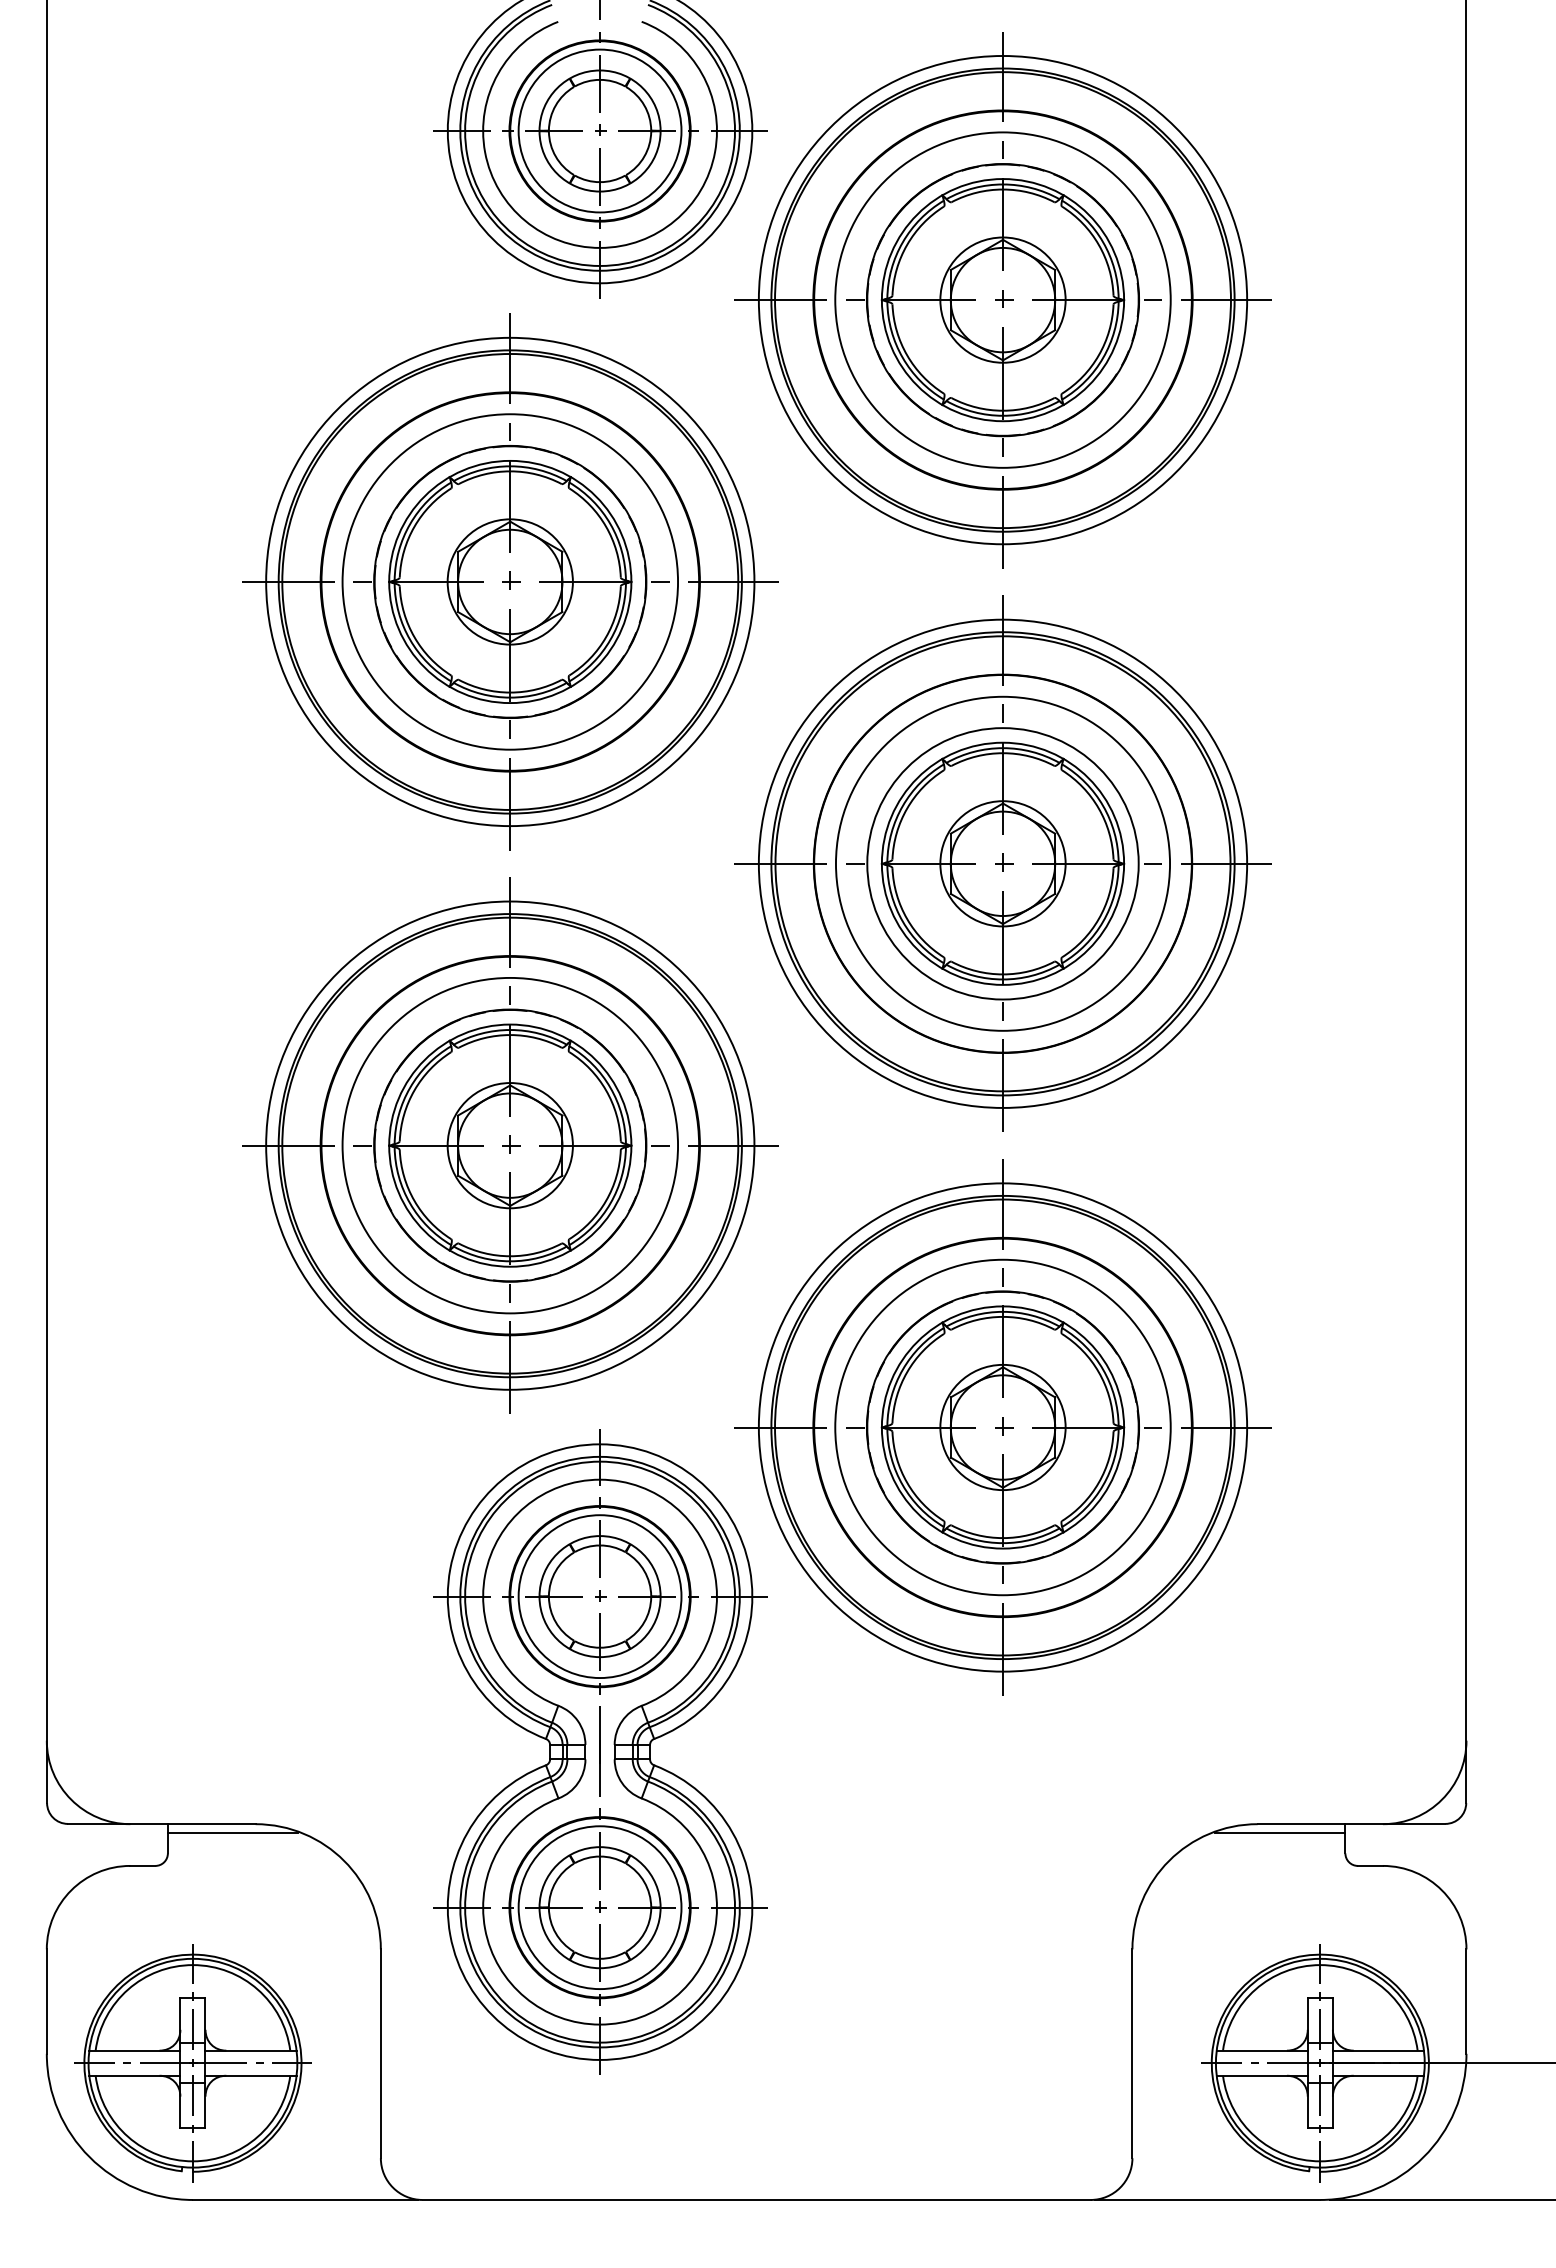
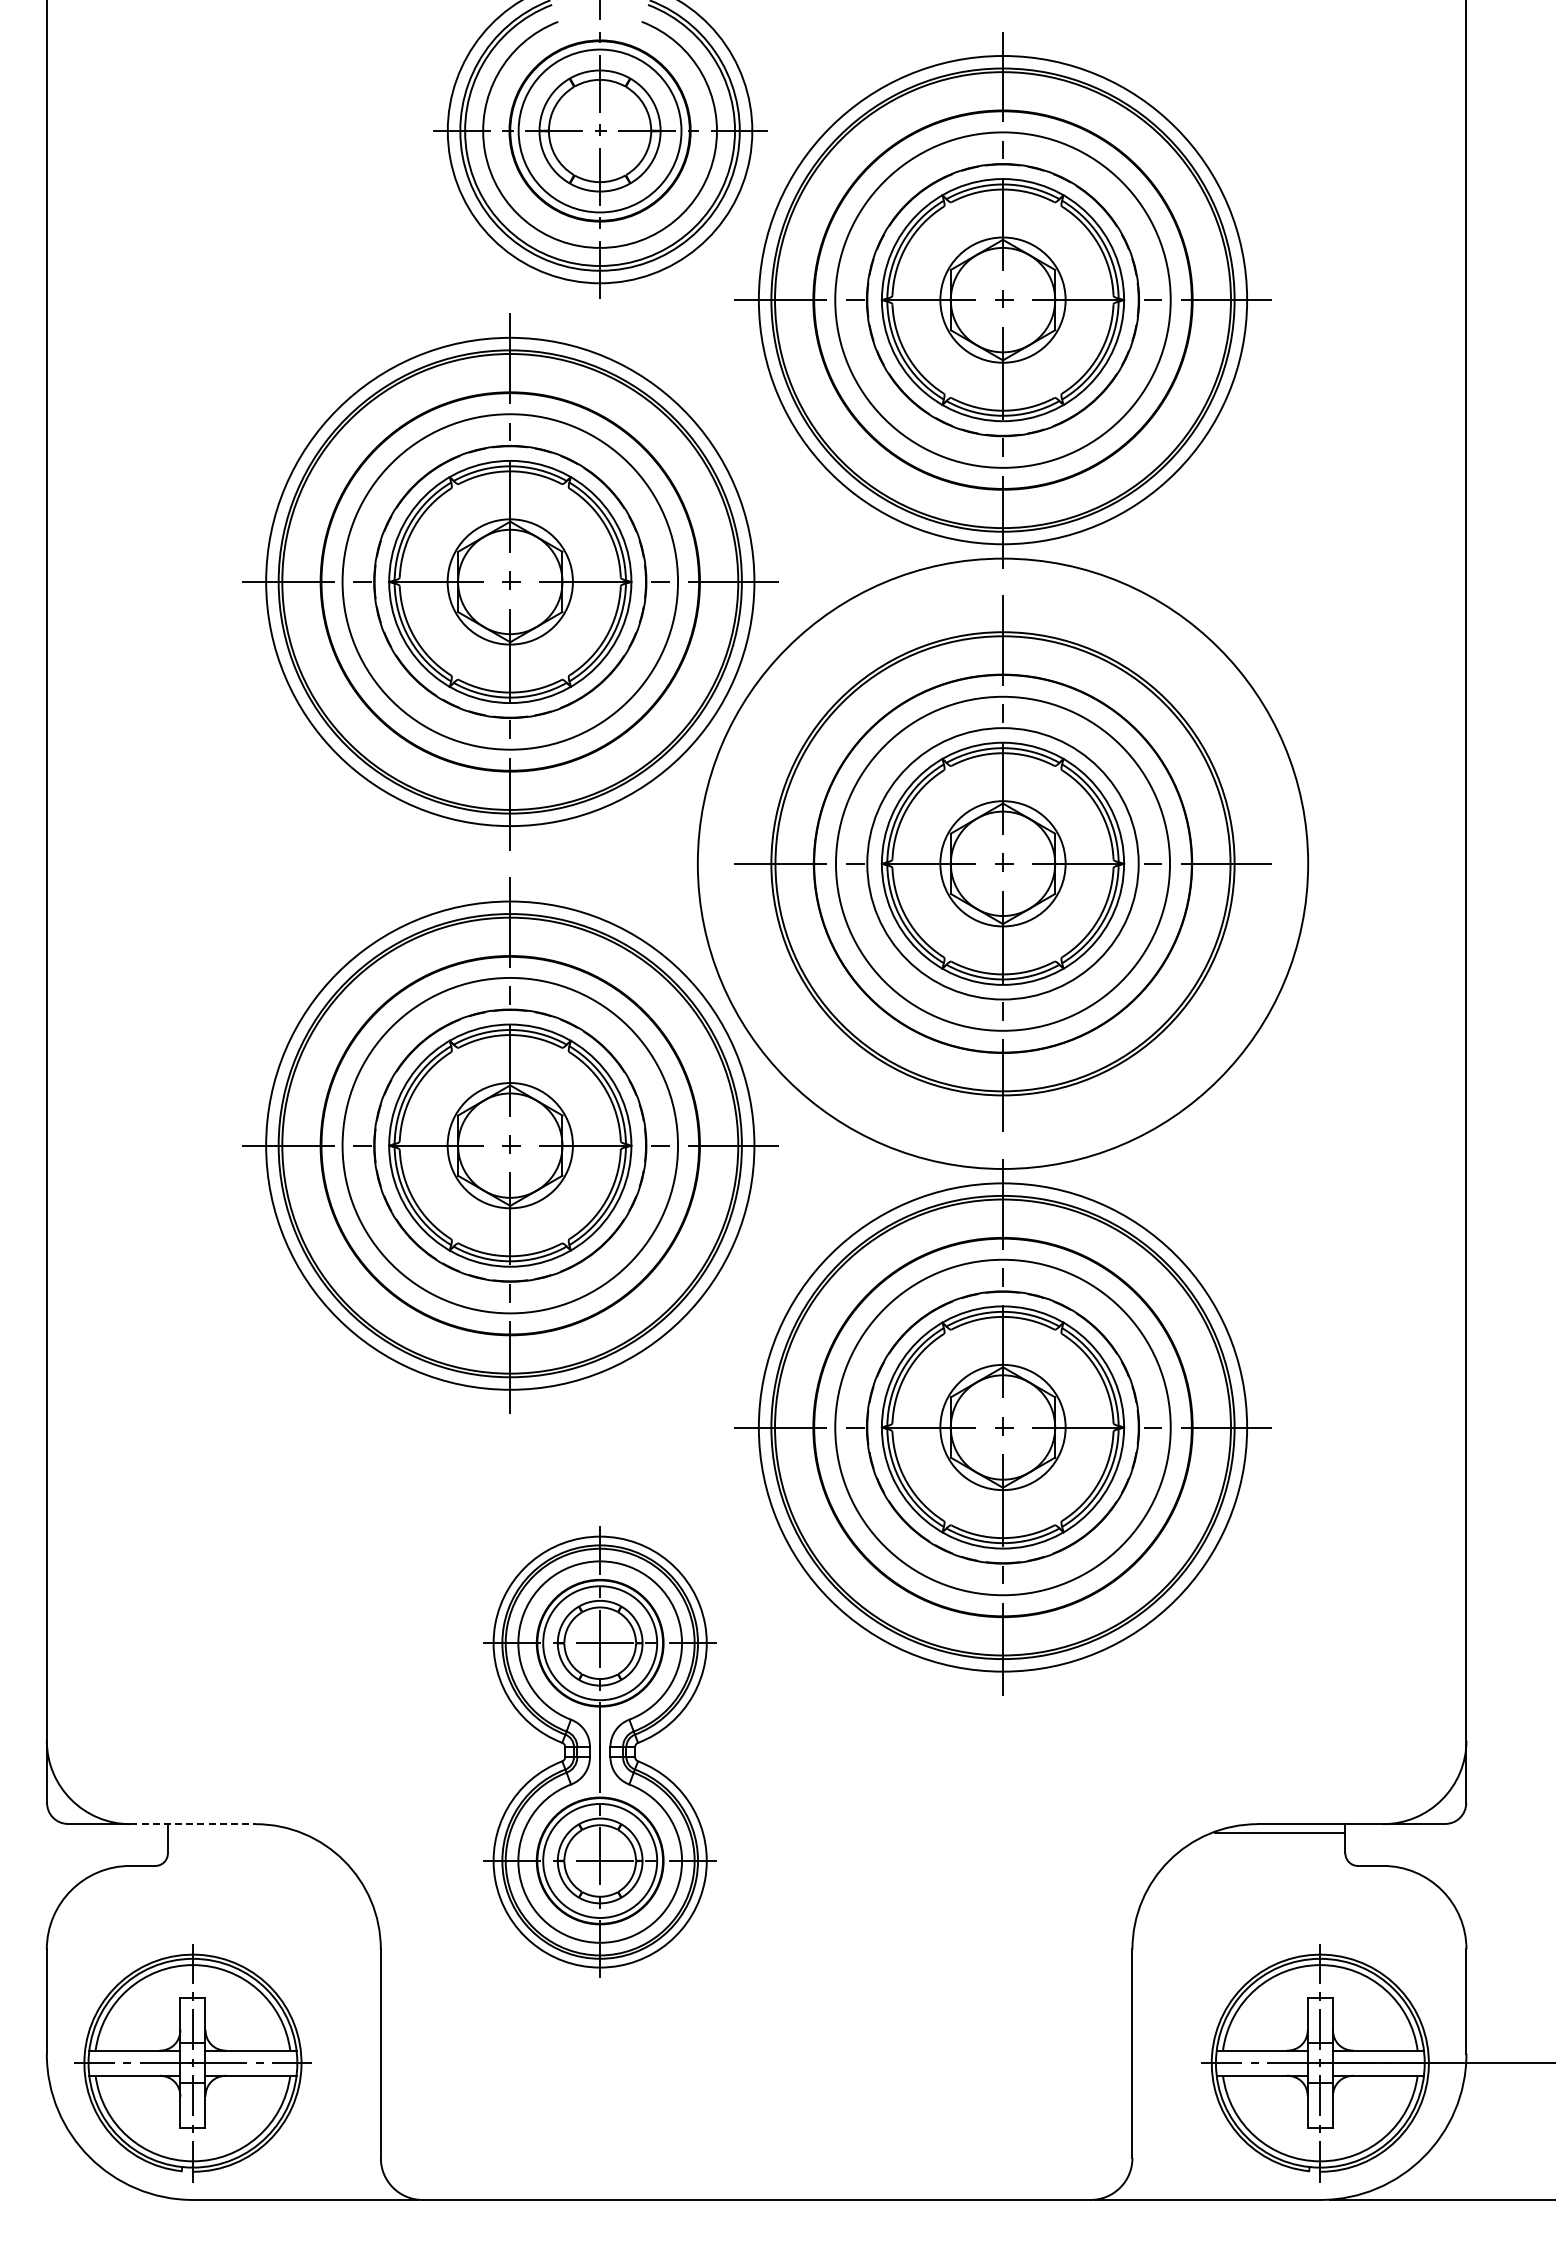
circle diameter: 488 px -> 610 px (1002, 863)
part size: 335x646 px -> 234x452 px (599, 1751)
line: solid -> dashed (192, 1824)
line: present -> none (232, 1832)
